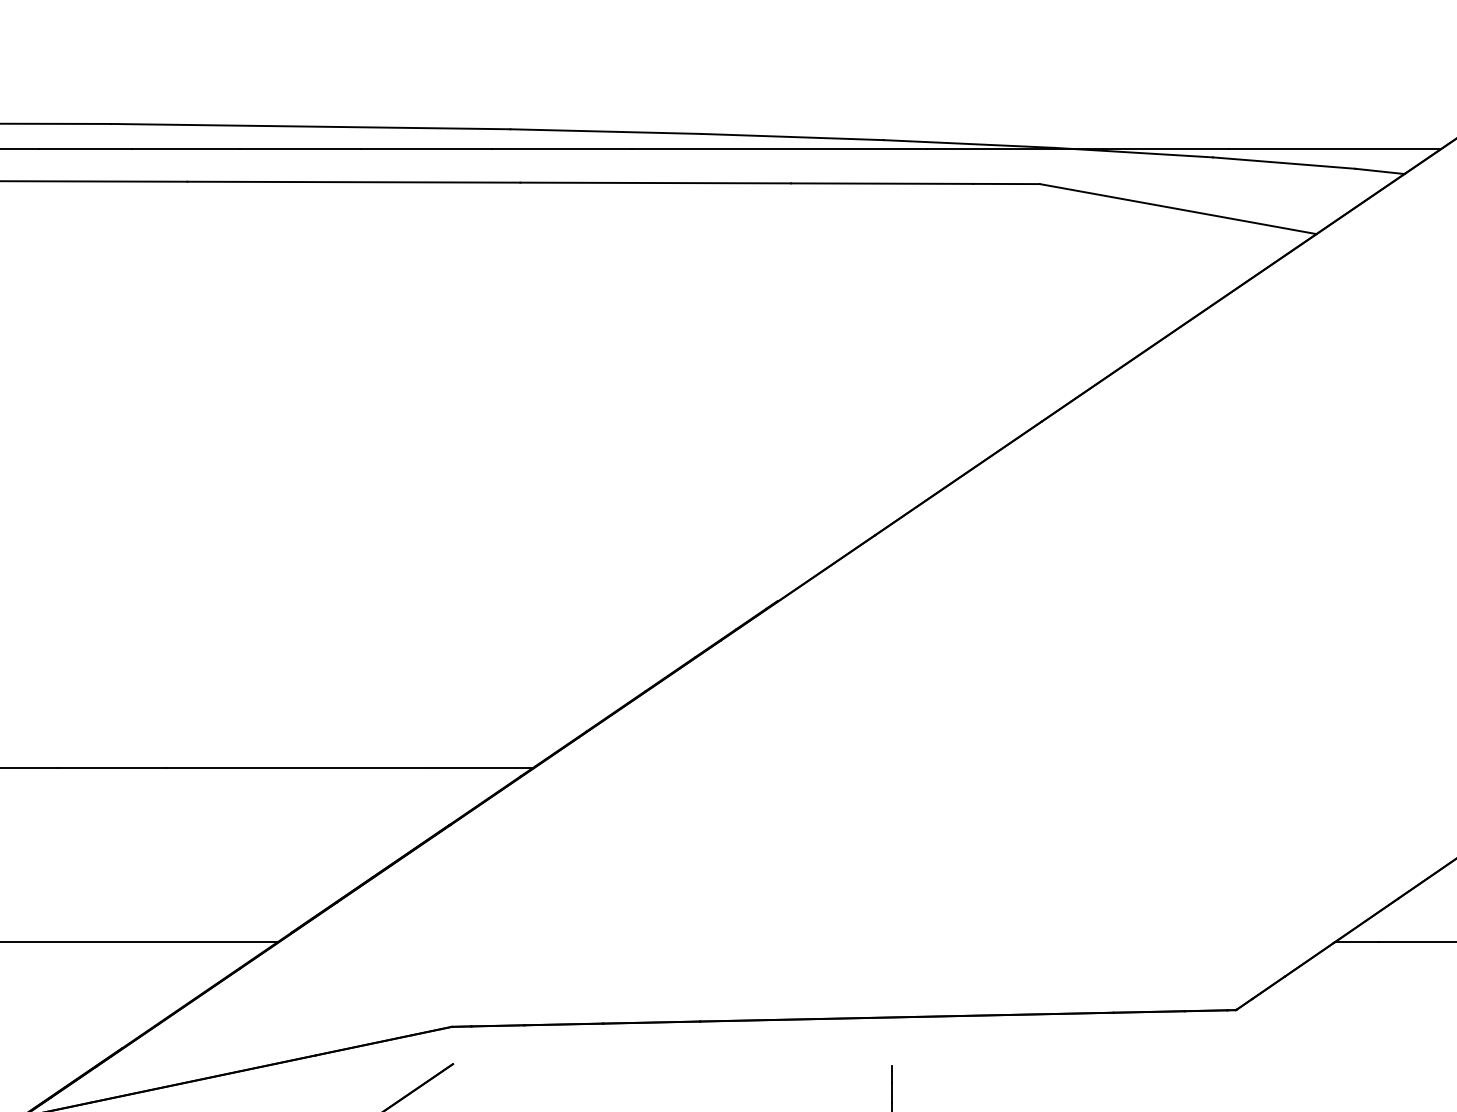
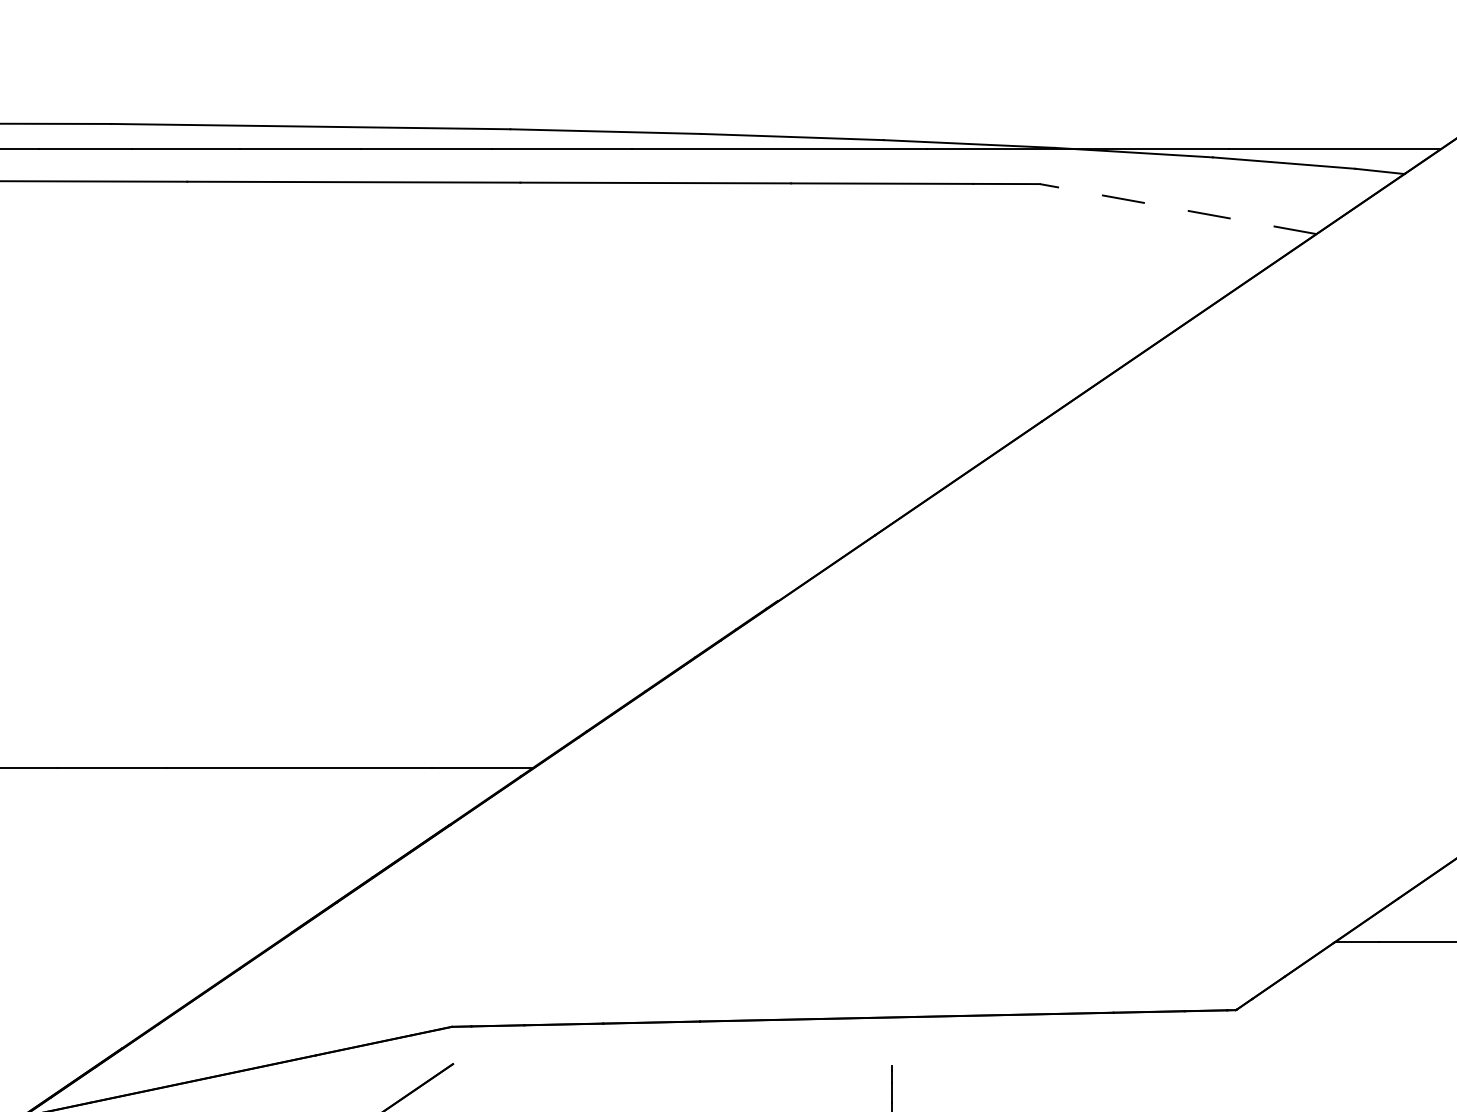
line: solid -> dashed (1178, 209)
line: present -> none (140, 942)
